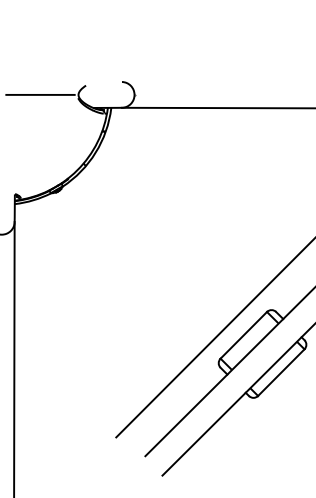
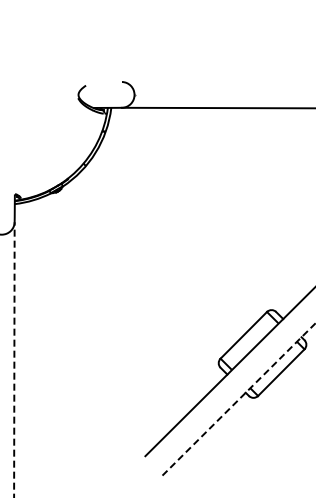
line: present -> none (40, 94)
line: present -> none (214, 338)
line: solid -> dashed (14, 359)
line: solid -> dashed (238, 399)
